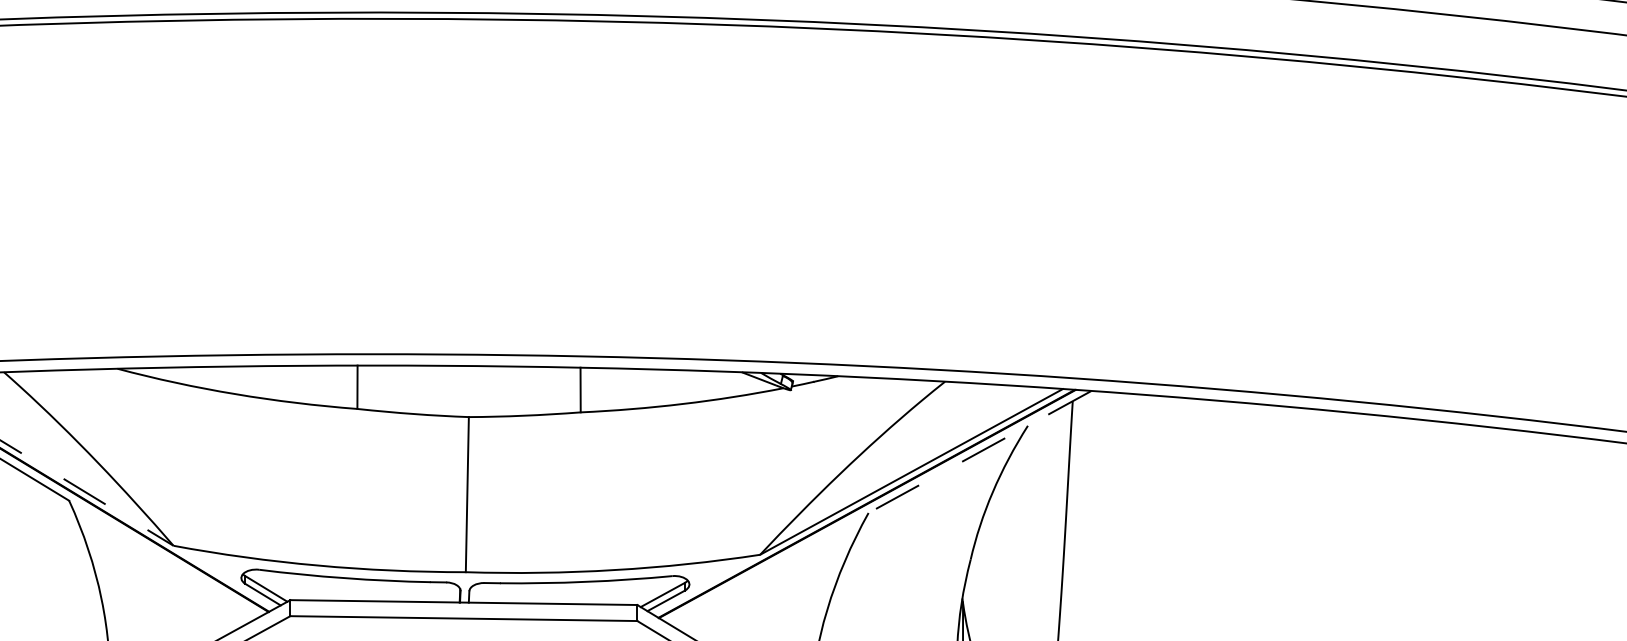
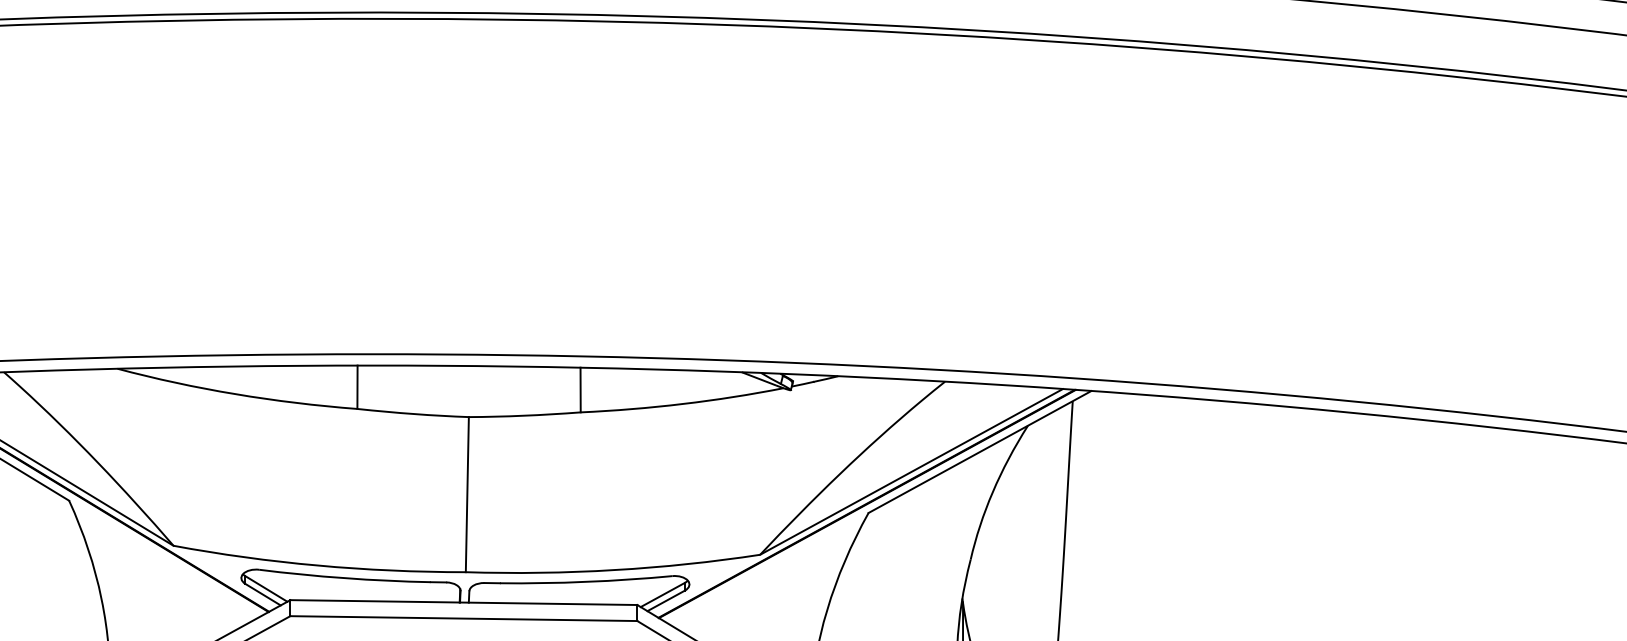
line: dashed -> solid (979, 452)
line: dashed -> solid (87, 493)
